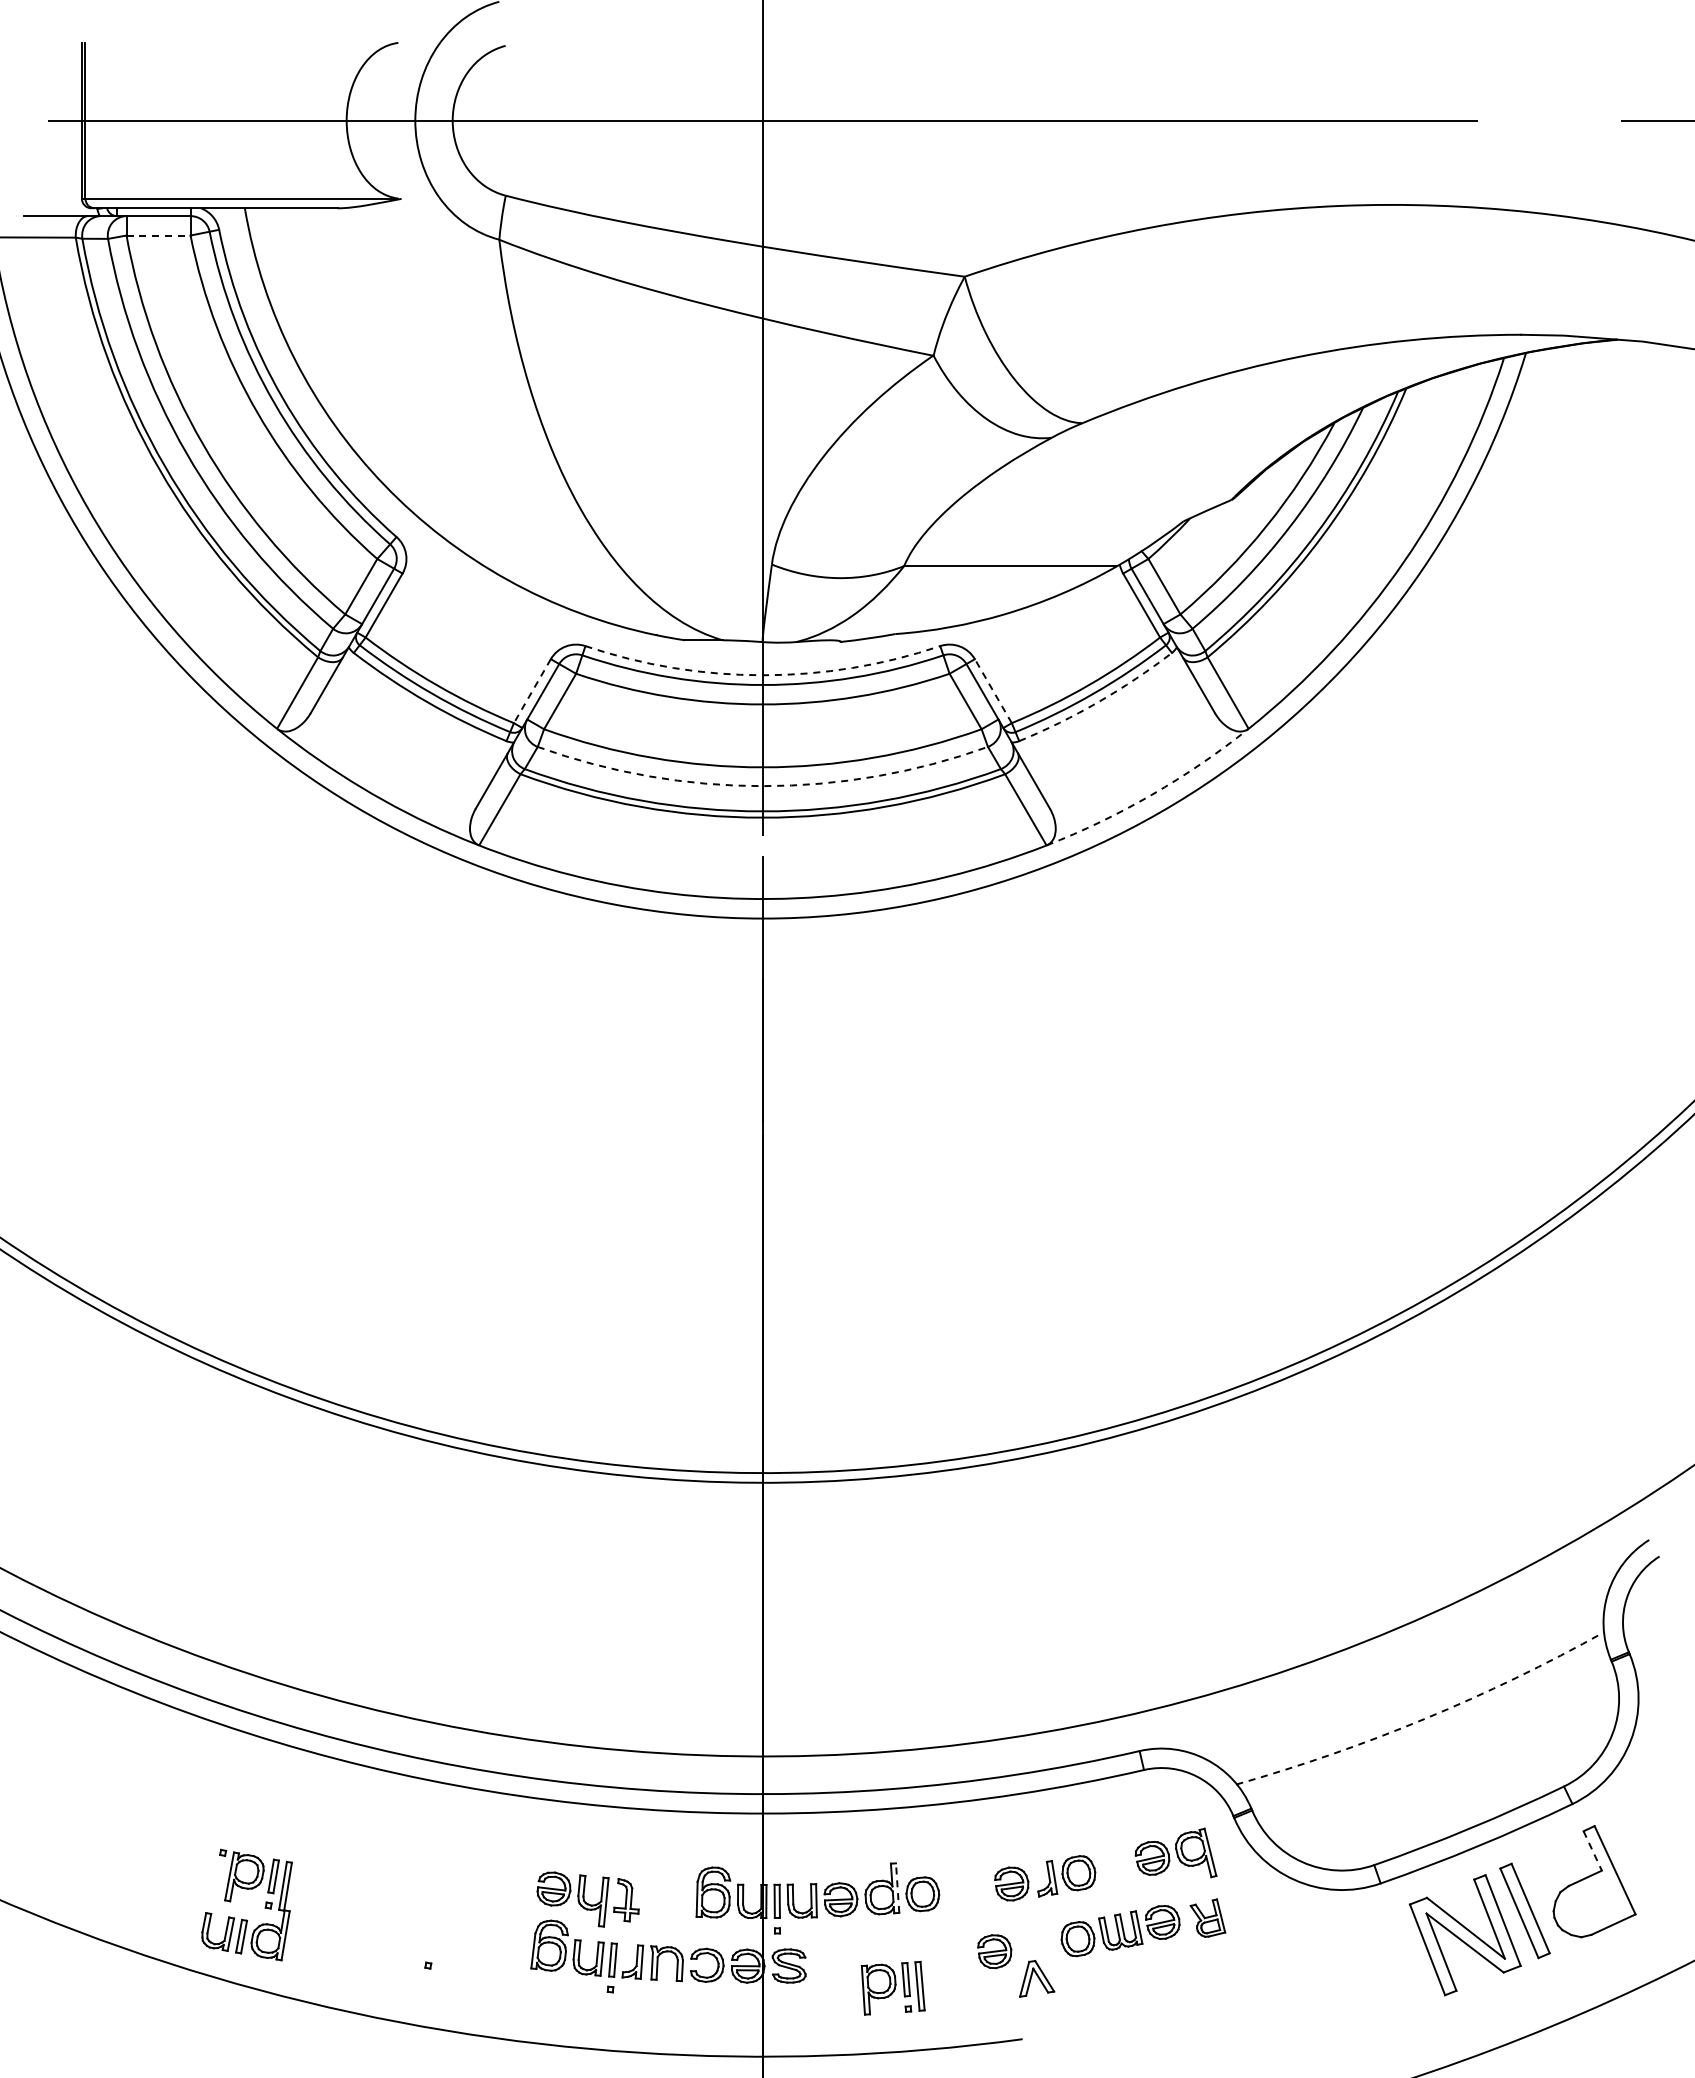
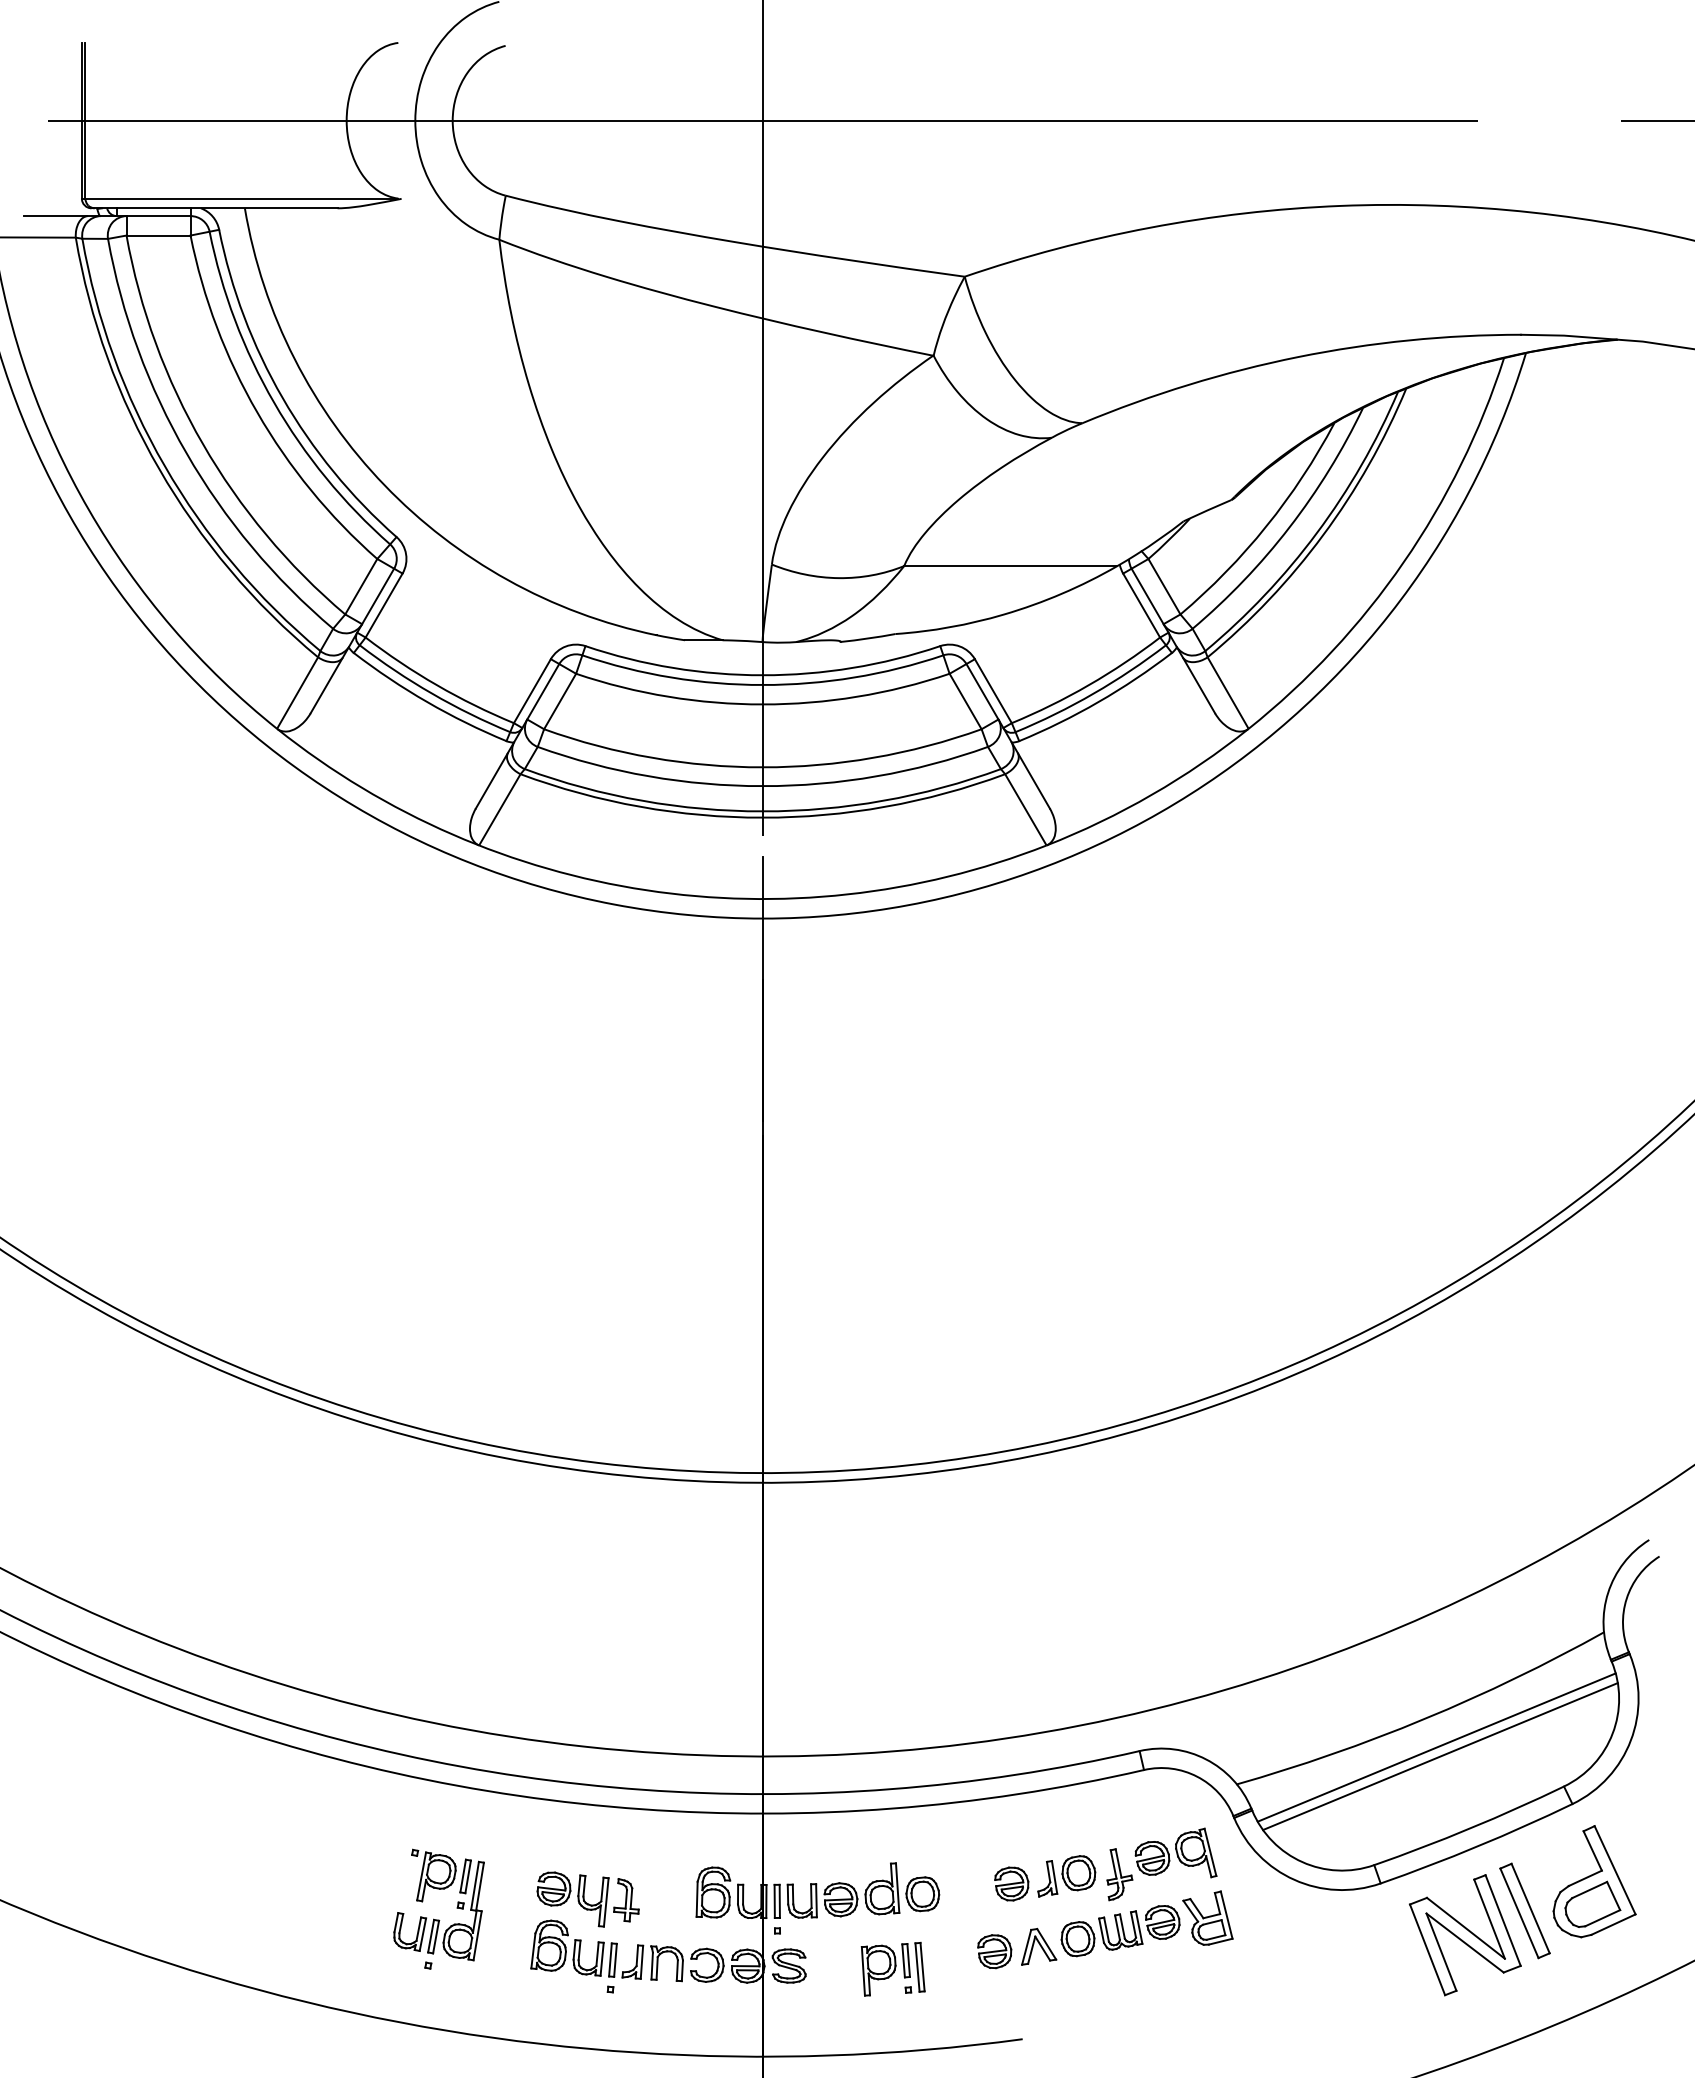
line: dashed -> solid (159, 235)
arc: dashed -> solid (762, 675)
line: dashed -> solid (532, 691)
line: dashed -> solid (993, 691)
arc: dashed -> solid (1098, 702)
arc: dashed -> solid (762, 786)
arc: dashed -> solid (1152, 794)
arc: dashed -> solid (1424, 1718)
line: none -> present (1436, 1747)
line: none -> present (1440, 1756)
line: dashed -> solid (1592, 1850)
part: none -> present (1119, 1874)
line: dashed -> solid (897, 1888)
part: none -> present (1592, 1903)
part size: 38x40 px -> 52x56 px (1207, 1917)
part position: (241, 1918) -> (433, 1918) (433, 1918)
part position: (1037, 1978) -> (1039, 1946) (1039, 1946)
part position: (892, 1987) -> (892, 1968) (892, 1968)
